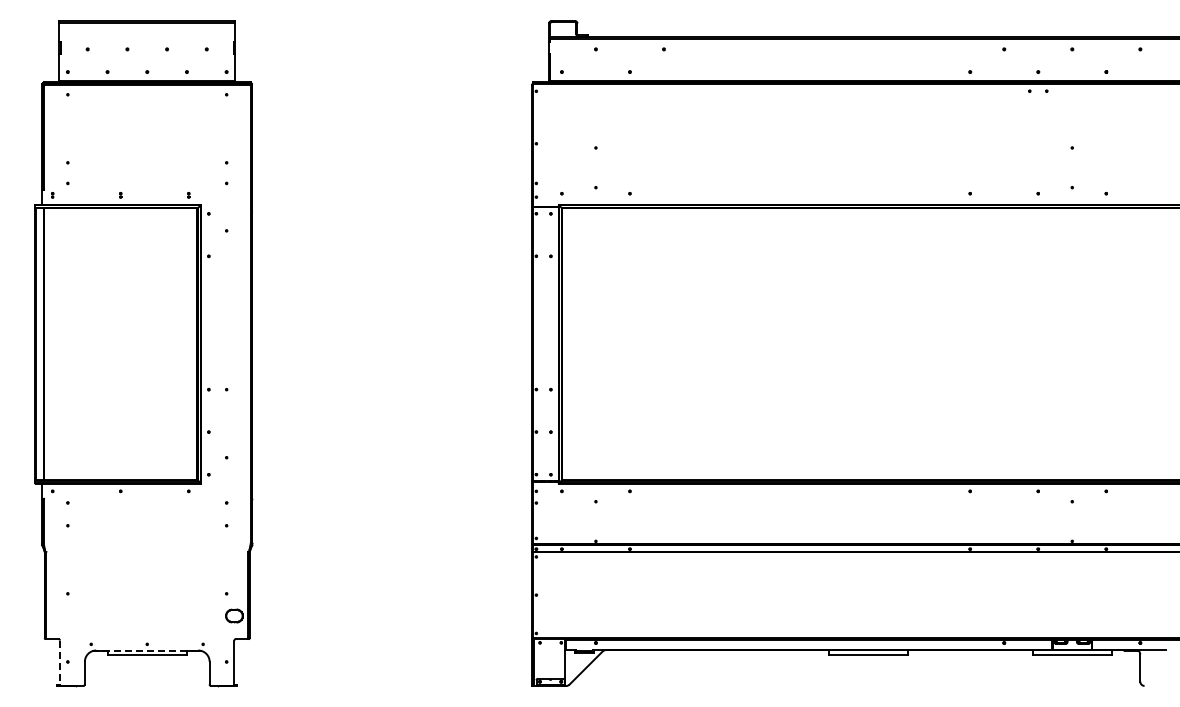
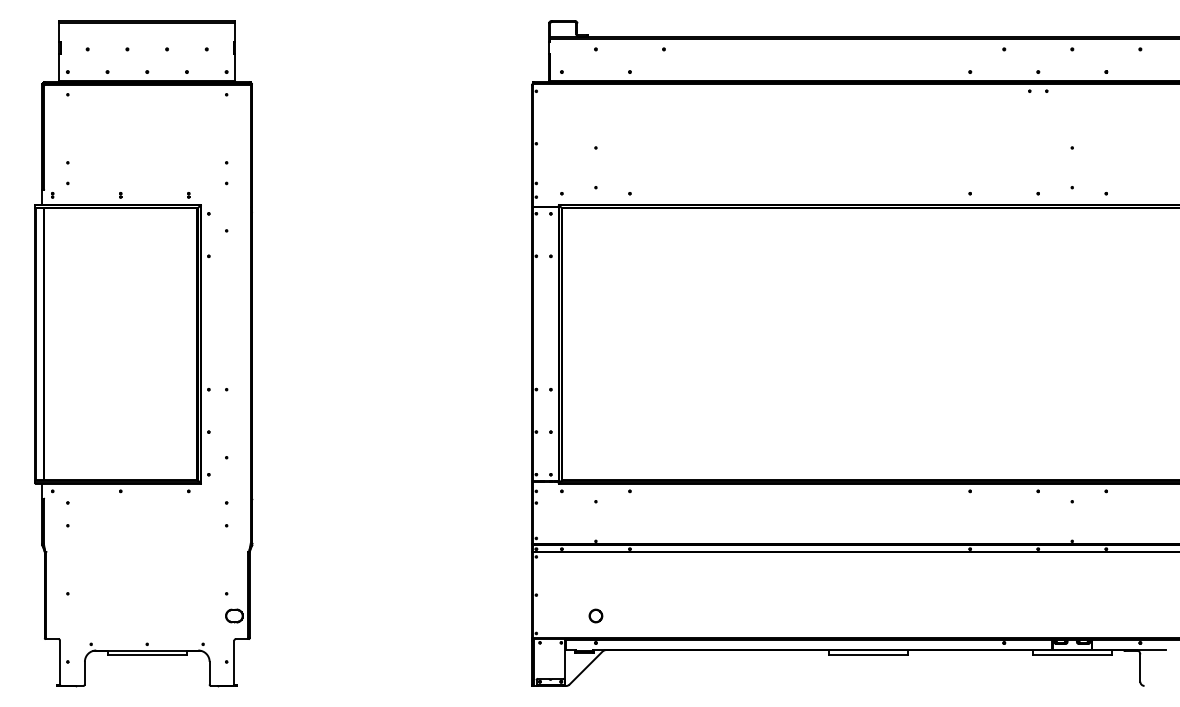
part: none -> present (595, 615)
line: dashed -> solid (146, 650)
line: dashed -> solid (60, 663)
